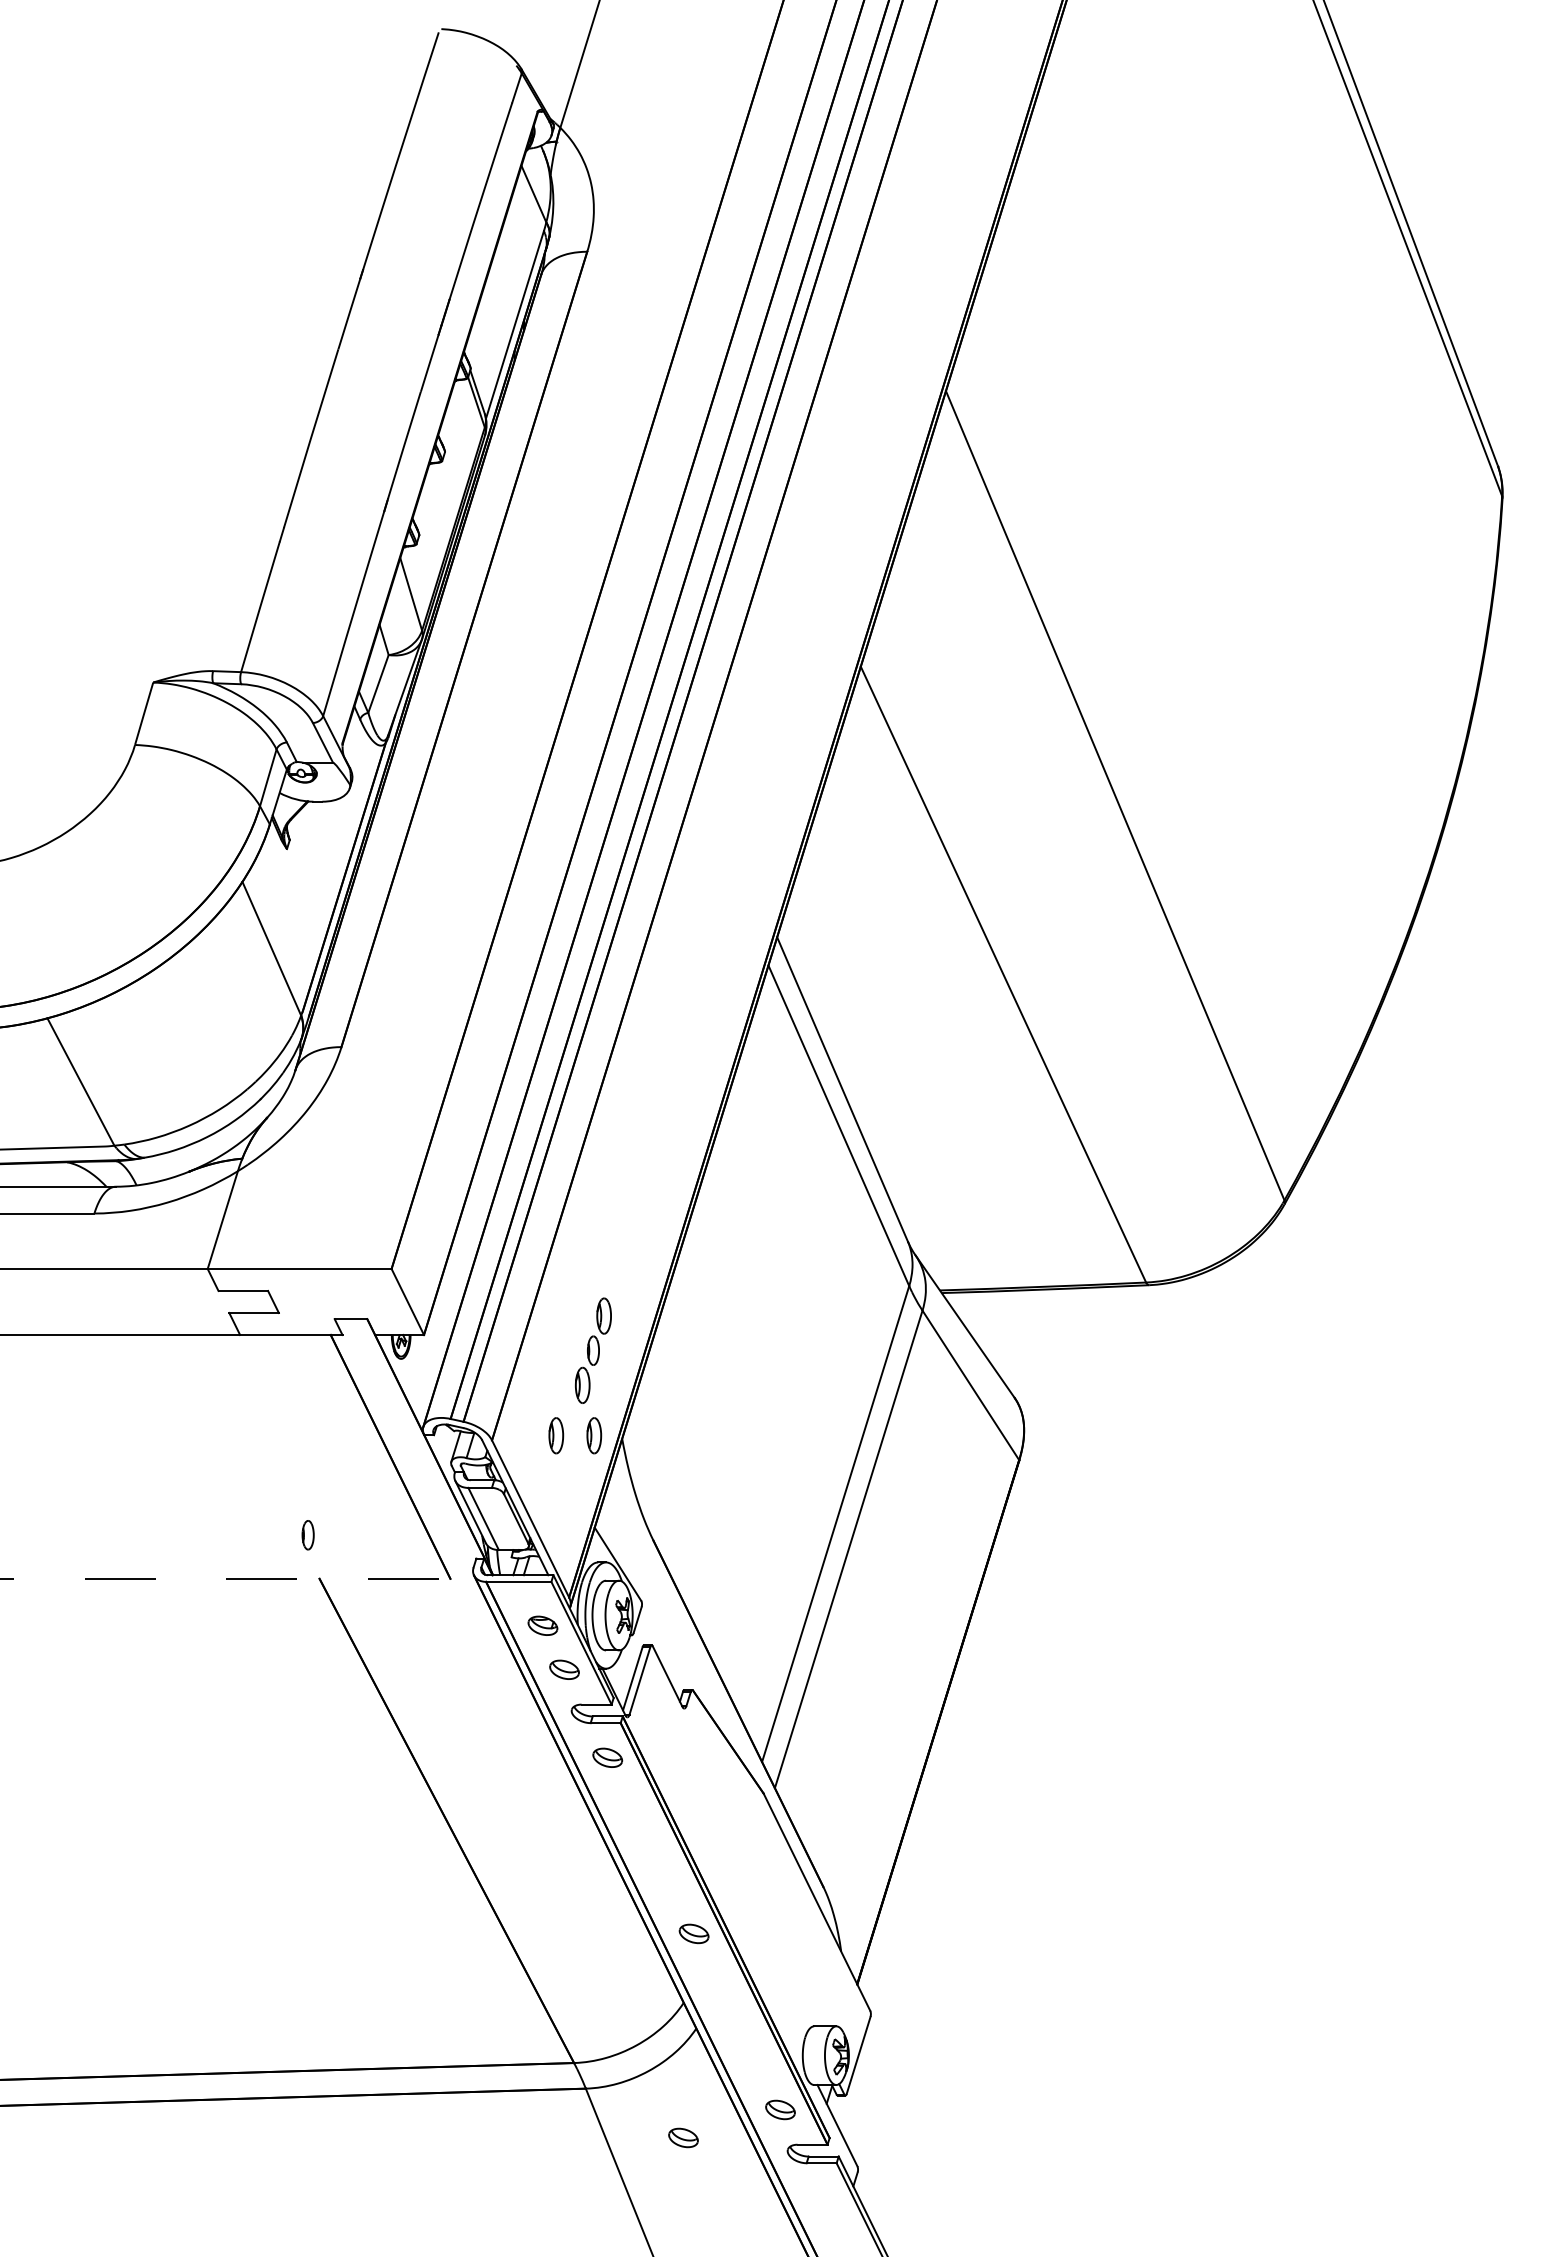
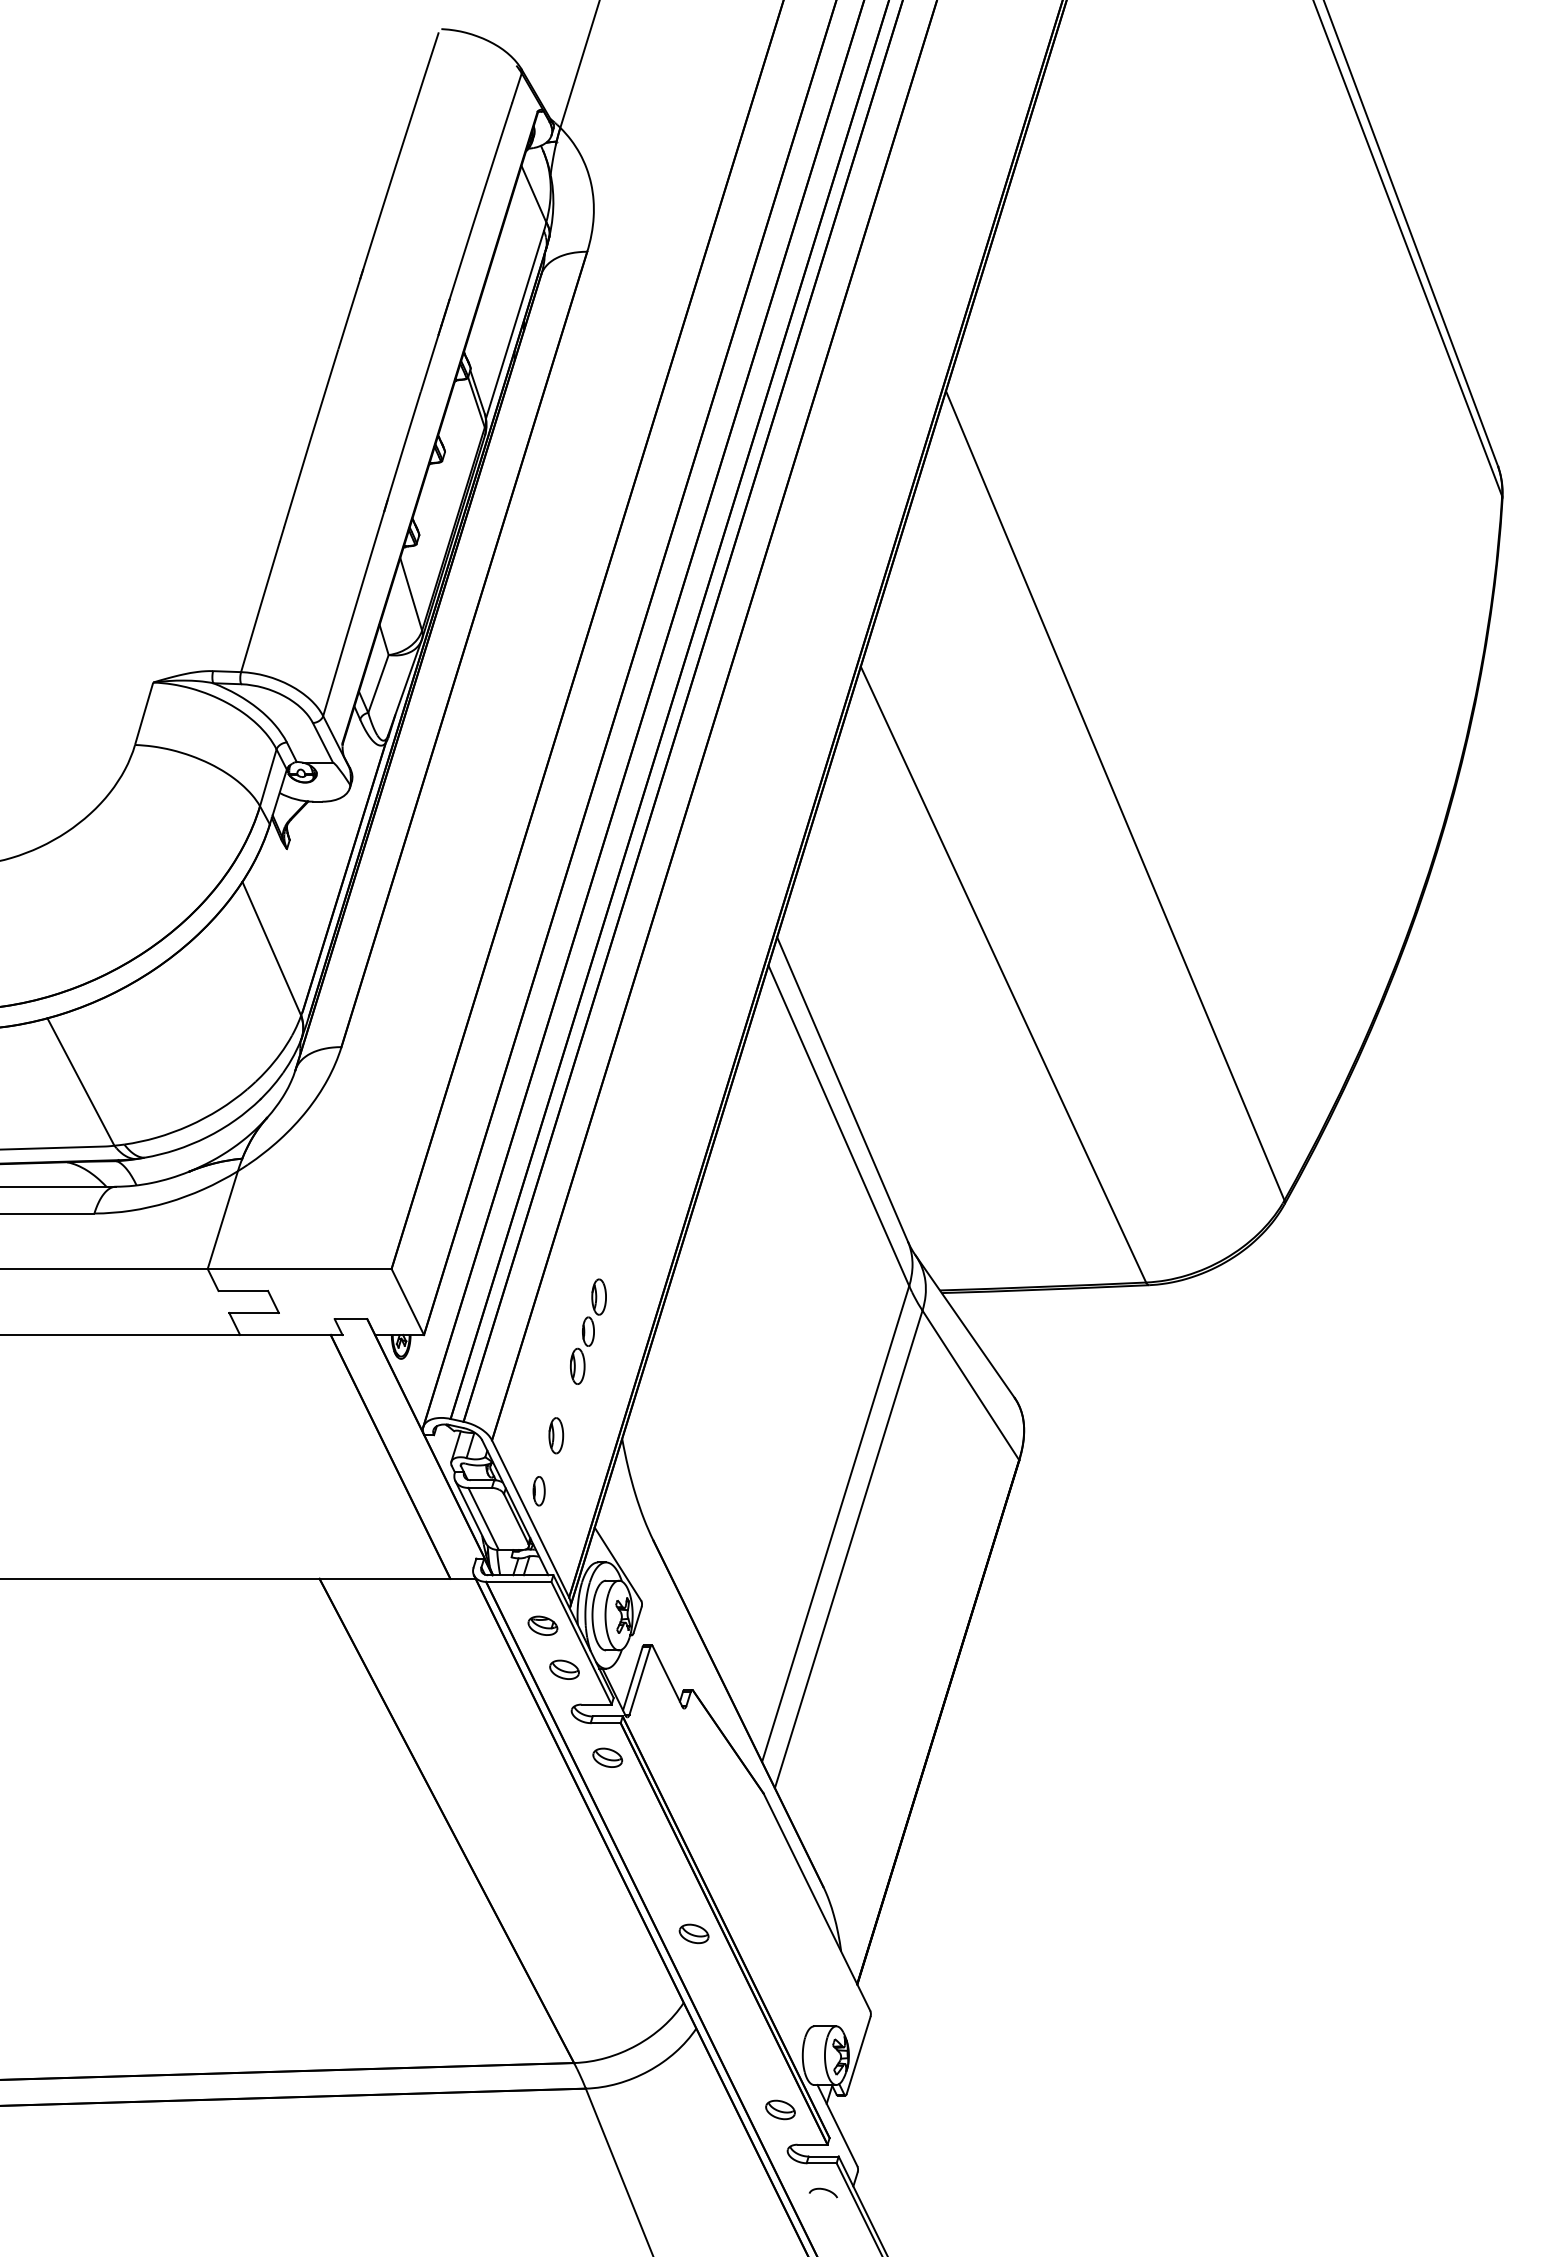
part position: (593, 1350) -> (588, 1331) (588, 1331)
part: present -> none (594, 1435)
part position: (307, 1535) -> (538, 1491) (538, 1491)
line: dashed -> solid (238, 1578)
part: present -> none (683, 2137)
curve: none -> present (823, 2190)
